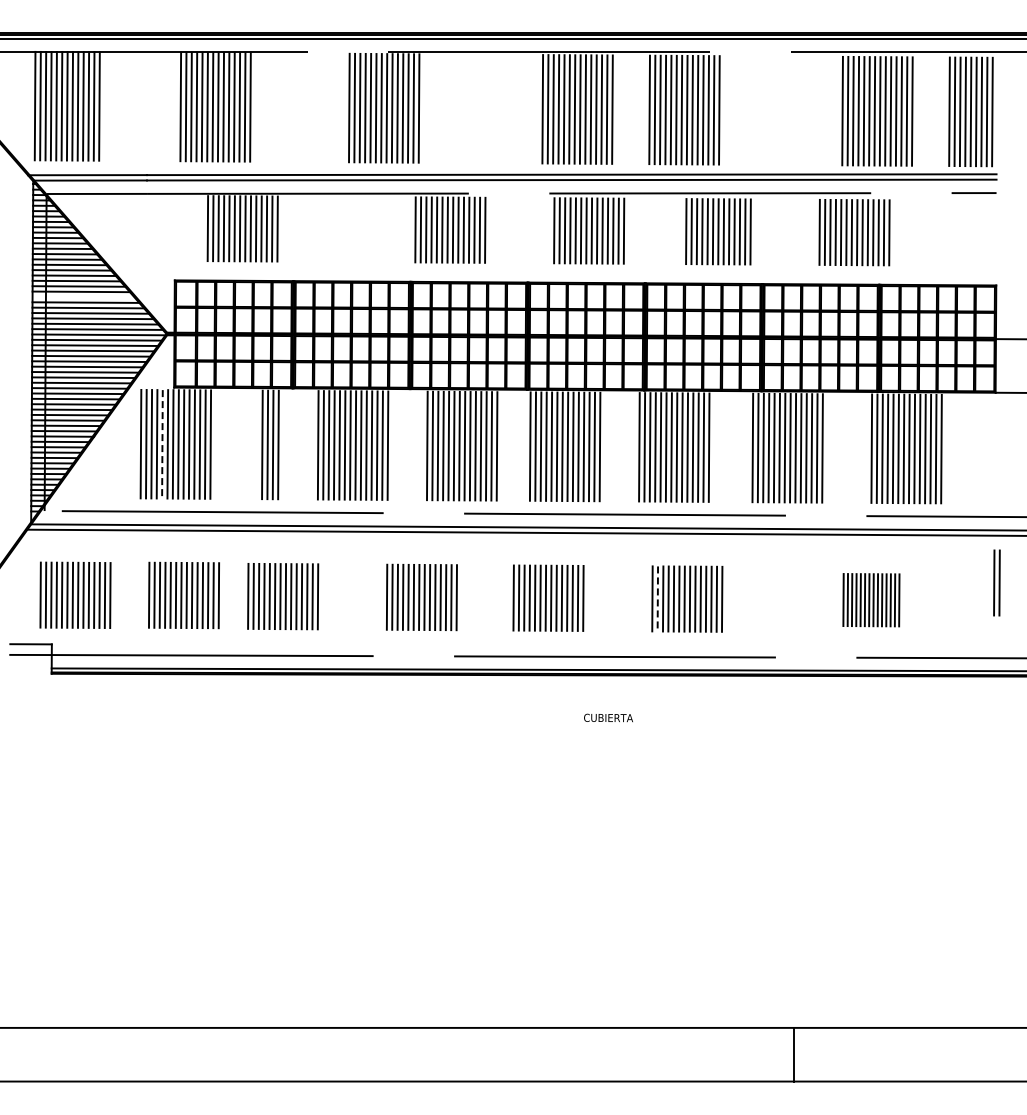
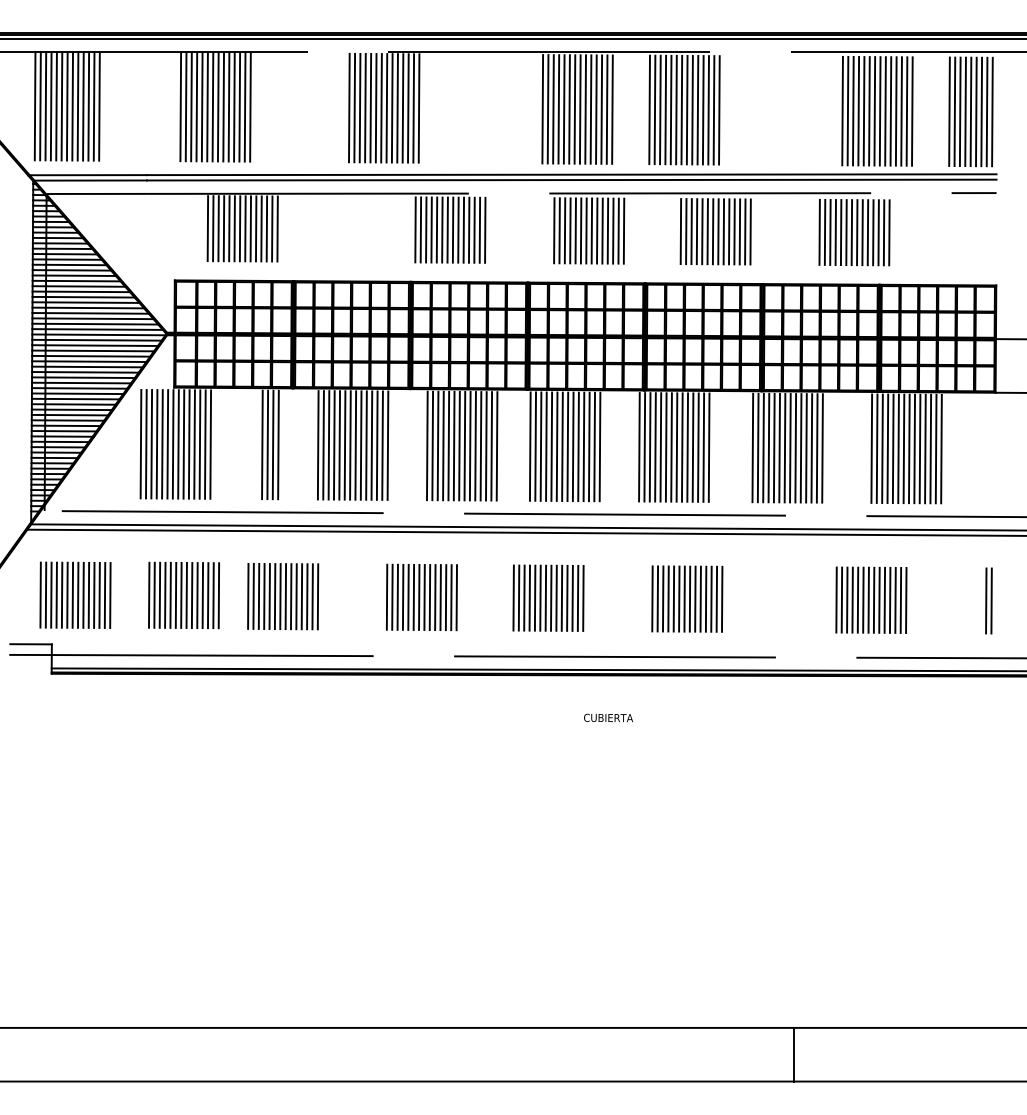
line: none -> present (680, 231)
line: none -> present (83, 296)
line: dashed -> solid (162, 444)
part position: (996, 582) -> (988, 600) (988, 600)
line: dashed -> solid (657, 599)
part size: 59x55 px -> 73x68 px (871, 599)
